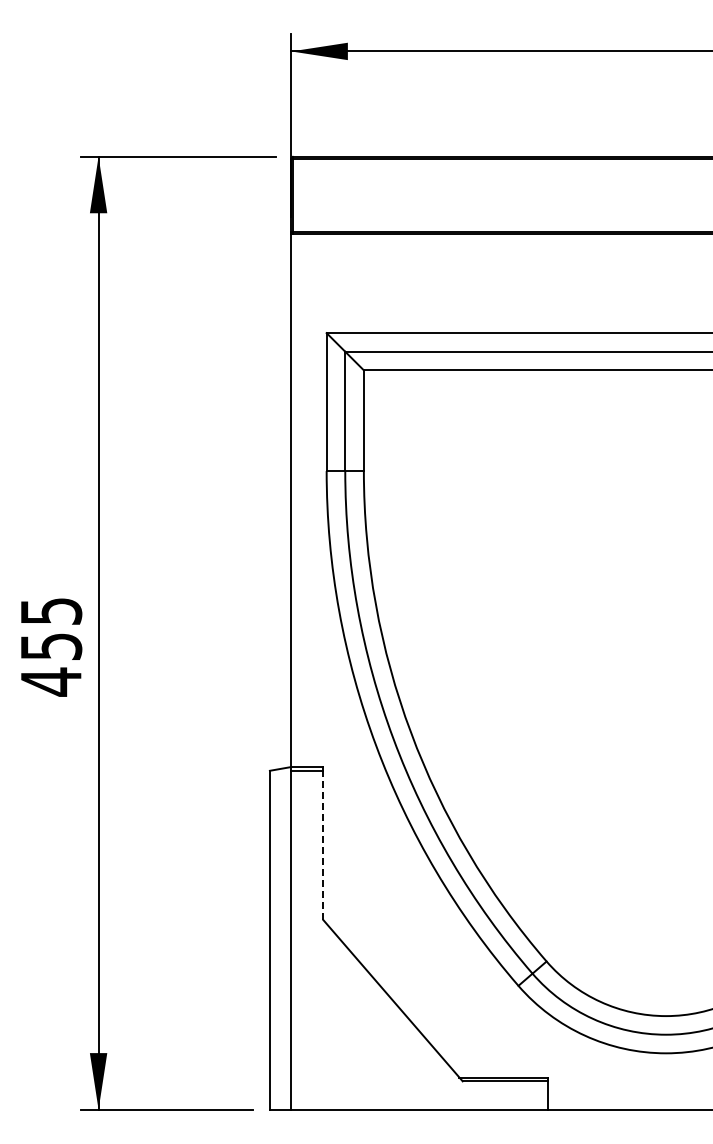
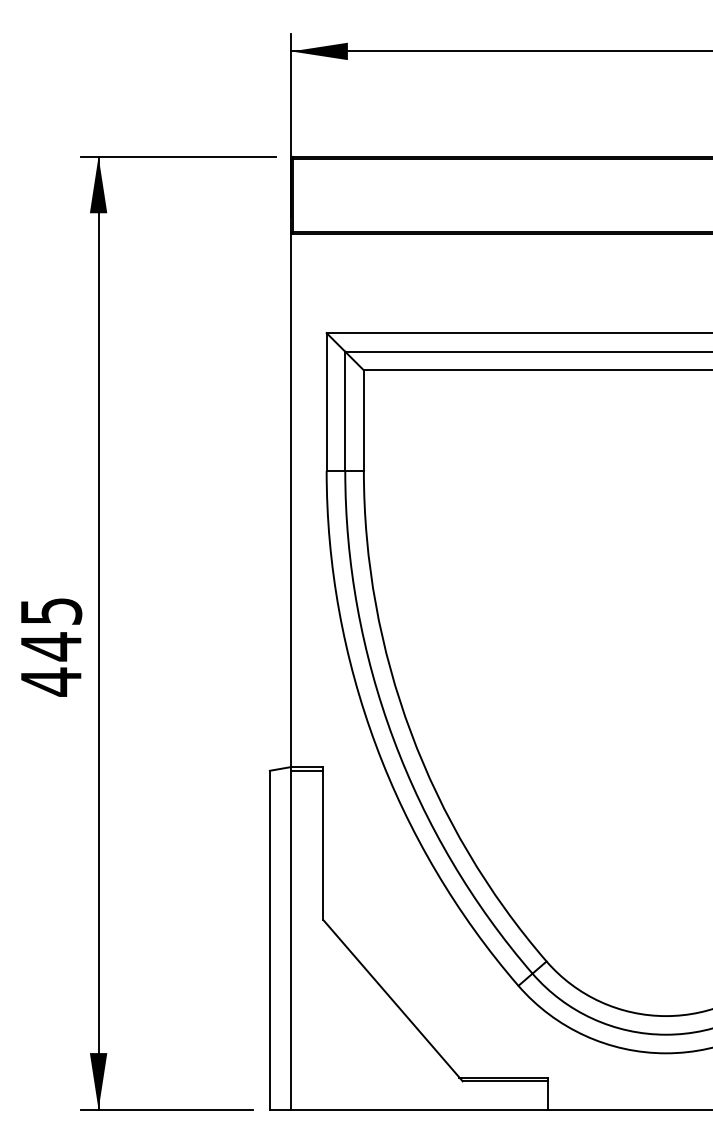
text: 455 -> 445 (51, 646)
line: dashed -> solid (323, 845)
